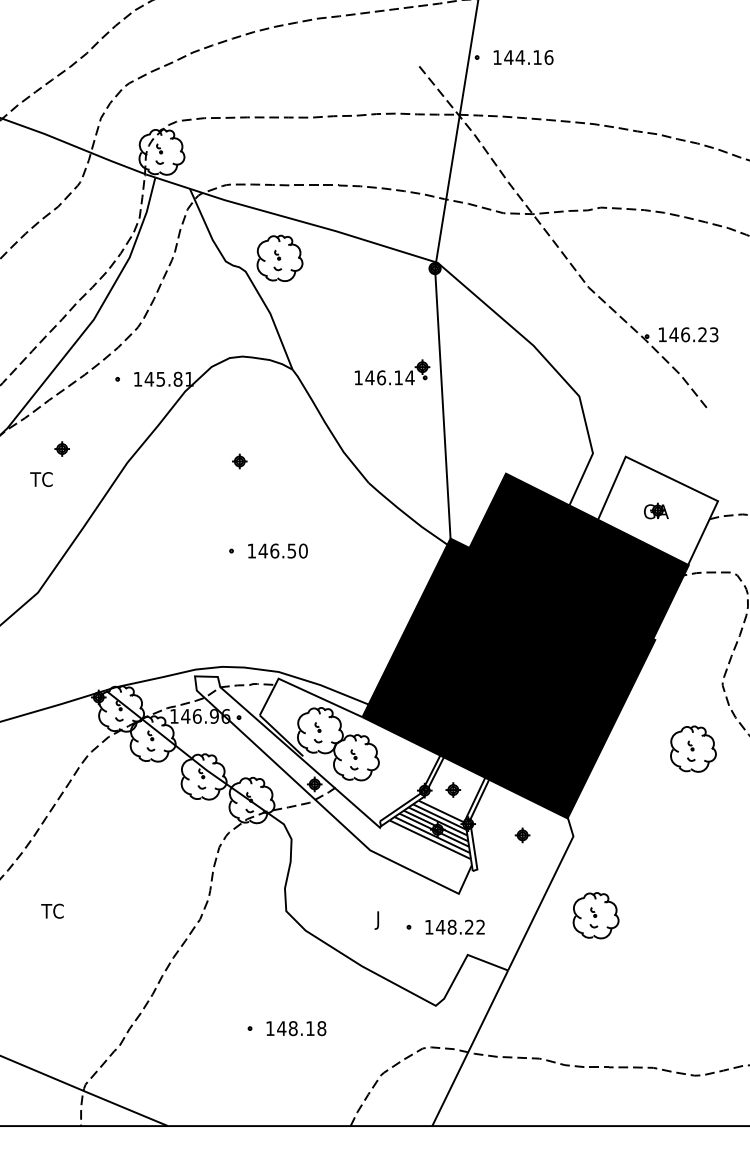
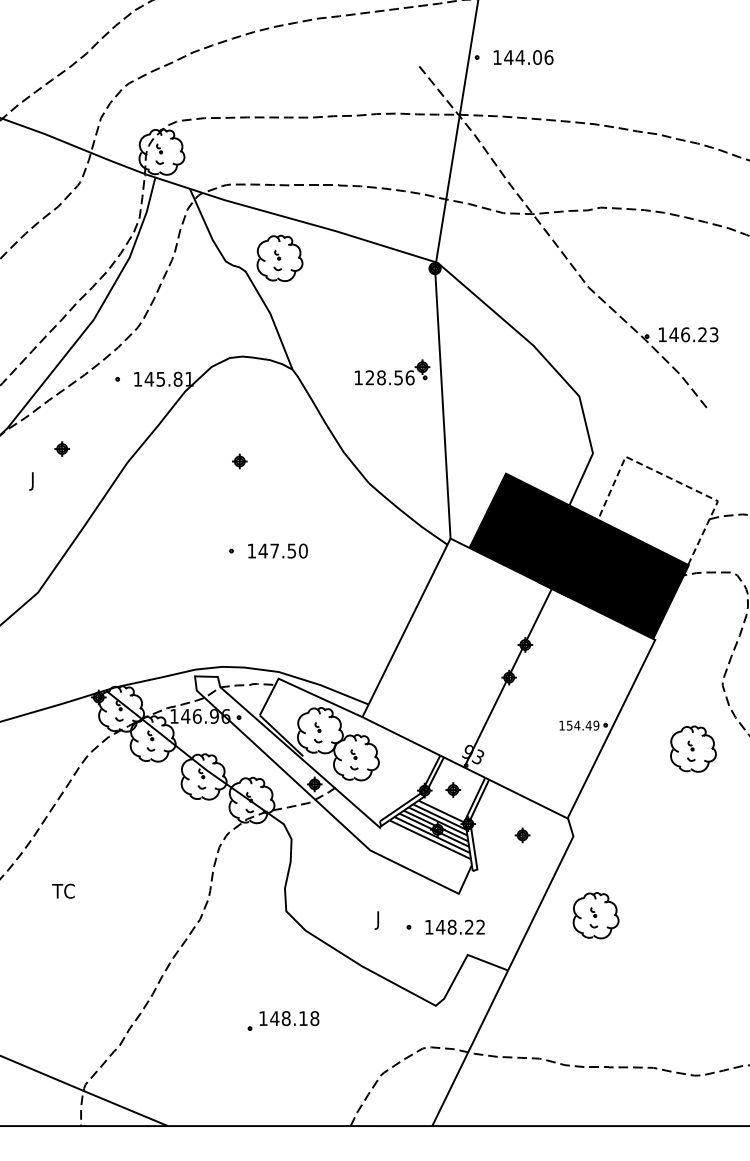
text: 144.16 -> 144.06 (537, 57)
text: 146.14 -> 128.56 (389, 377)
line: solid -> dashed (672, 479)
text: TC -> J (40, 481)
part: present -> none (656, 510)
text: 146.50 -> 147.50 (274, 550)
fill: present -> none (508, 678)
text position: (52, 910) -> (63, 890) (63, 890)
text position: (296, 1028) -> (289, 1018) (289, 1018)
